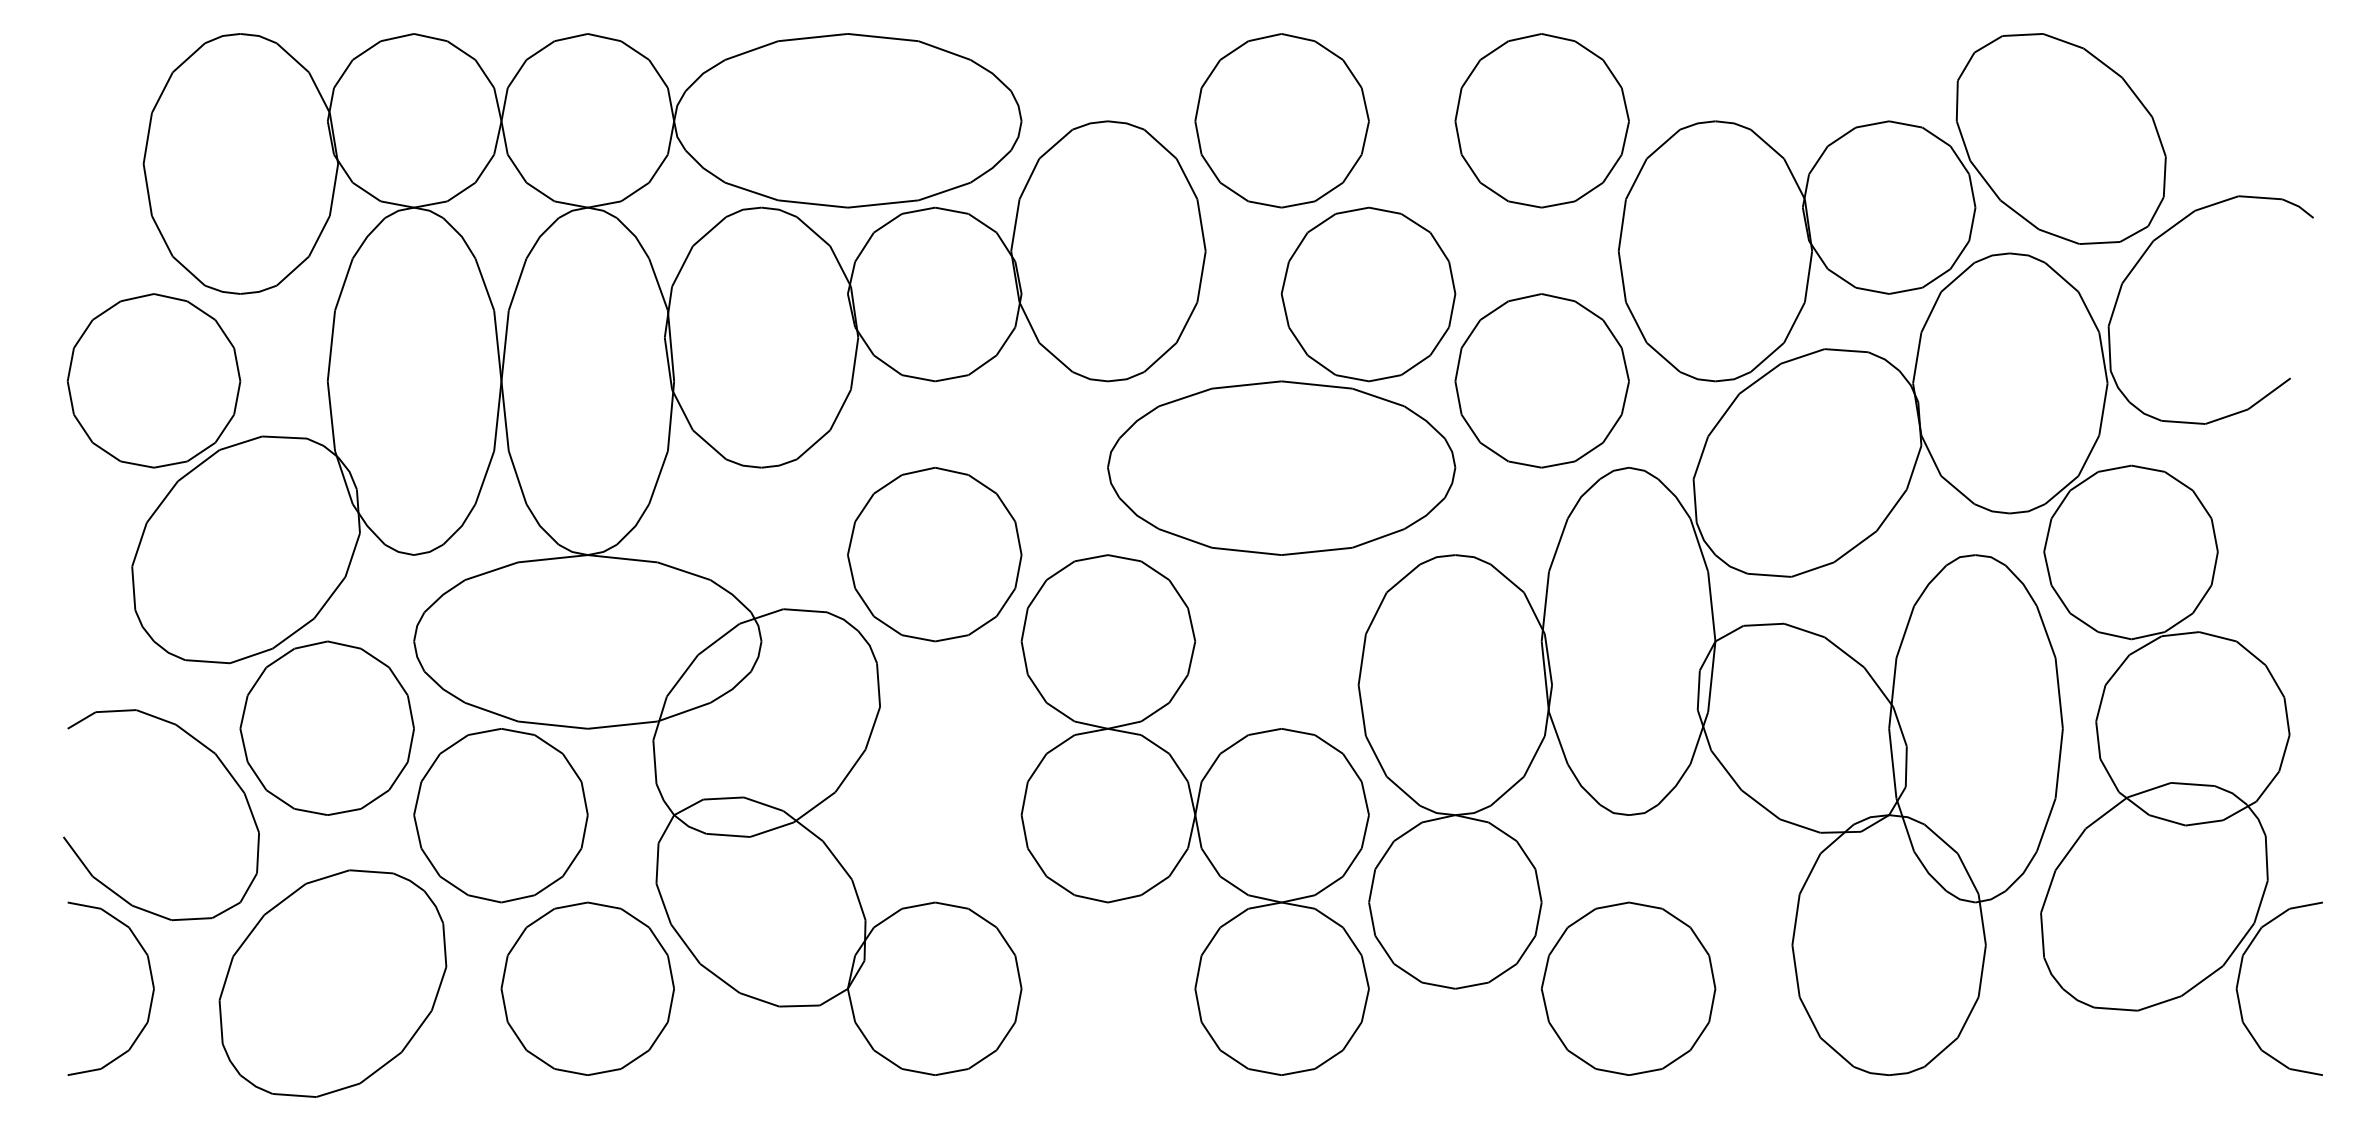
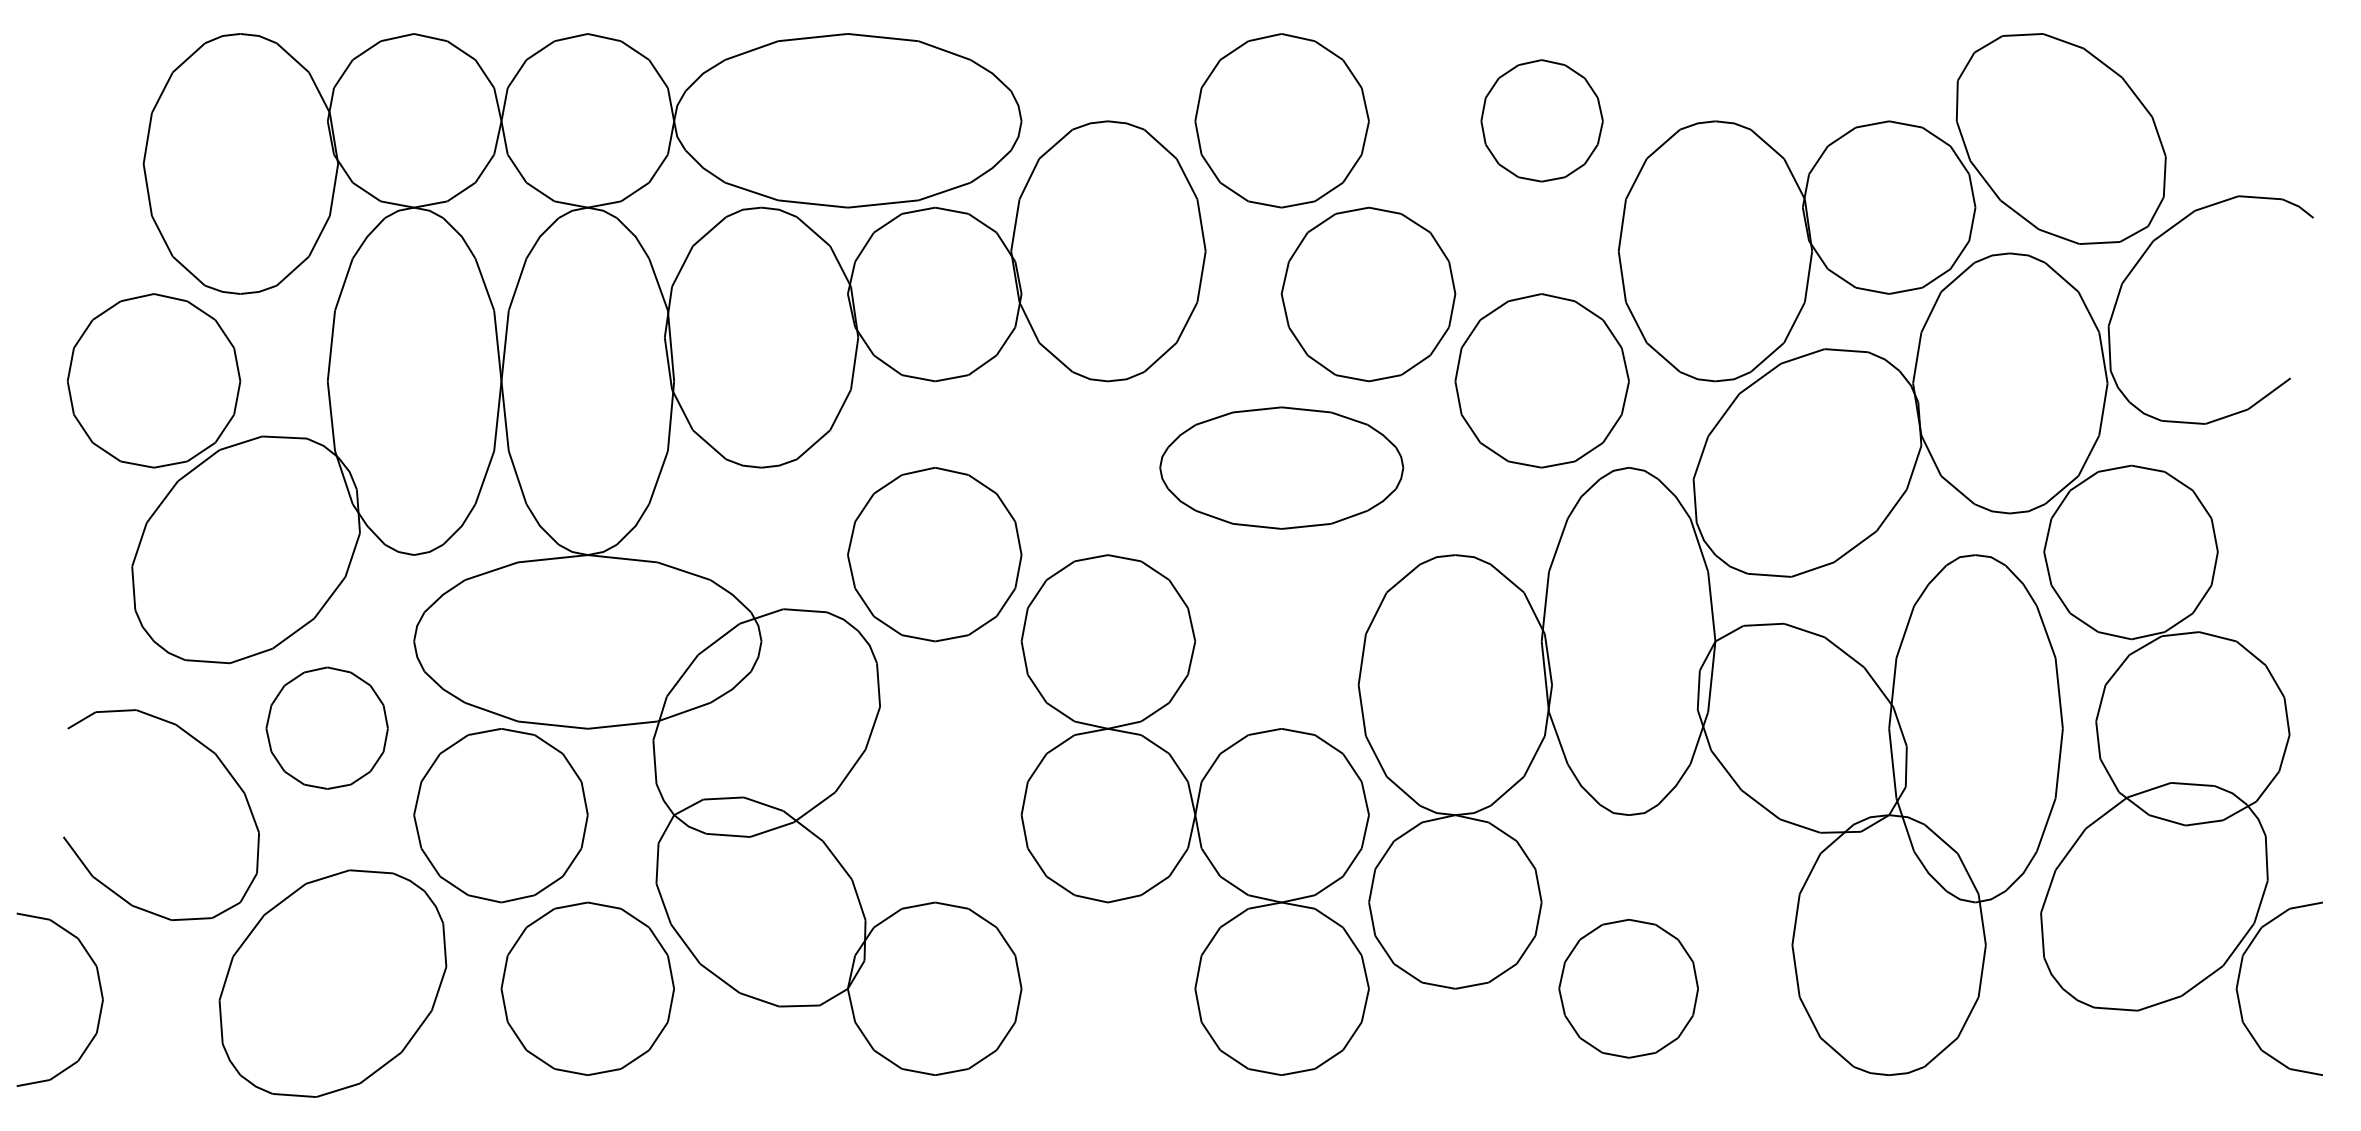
part size: 176x176 px -> 124x124 px (1541, 120)
part size: 350x176 px -> 246x124 px (1281, 467)
part size: 176x176 px -> 124x124 px (326, 727)
part position: (151, 982) -> (100, 993) (100, 993)
part size: 176x175 px -> 141x141 px (1628, 988)
